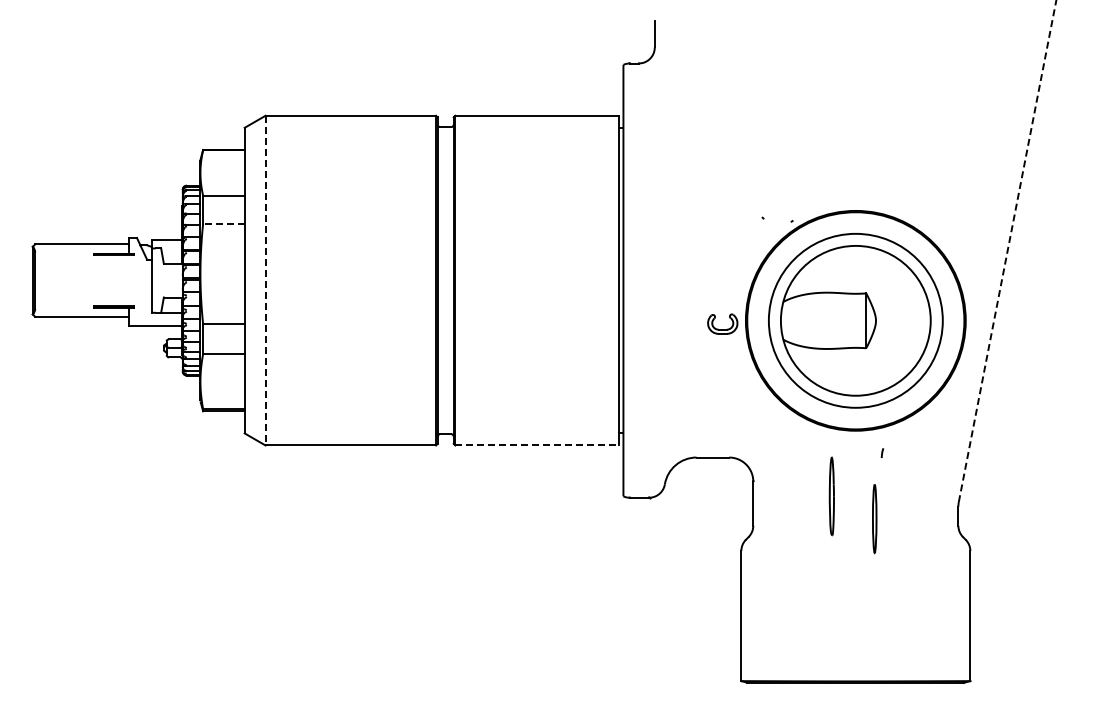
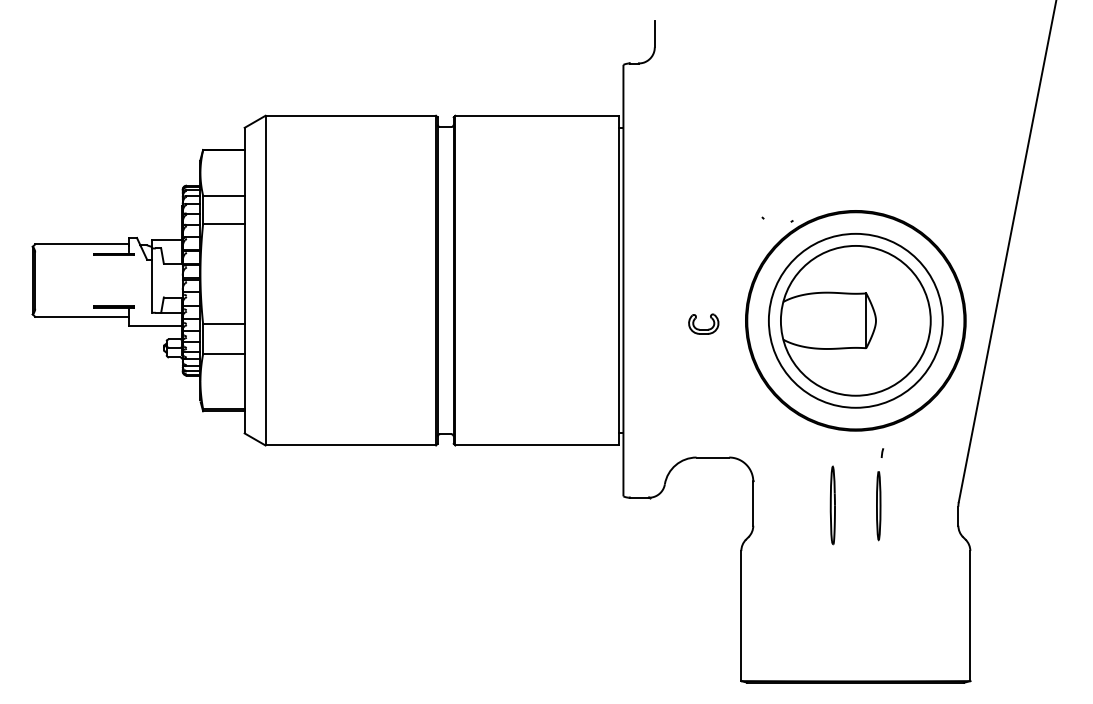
line: dashed -> solid (223, 223)
line: dashed -> solid (1007, 251)
line: dashed -> solid (265, 280)
part position: (722, 323) -> (703, 323) (703, 323)
line: dashed -> solid (536, 445)
part position: (831, 496) -> (832, 505) (832, 505)
part position: (874, 519) -> (878, 506) (878, 506)
